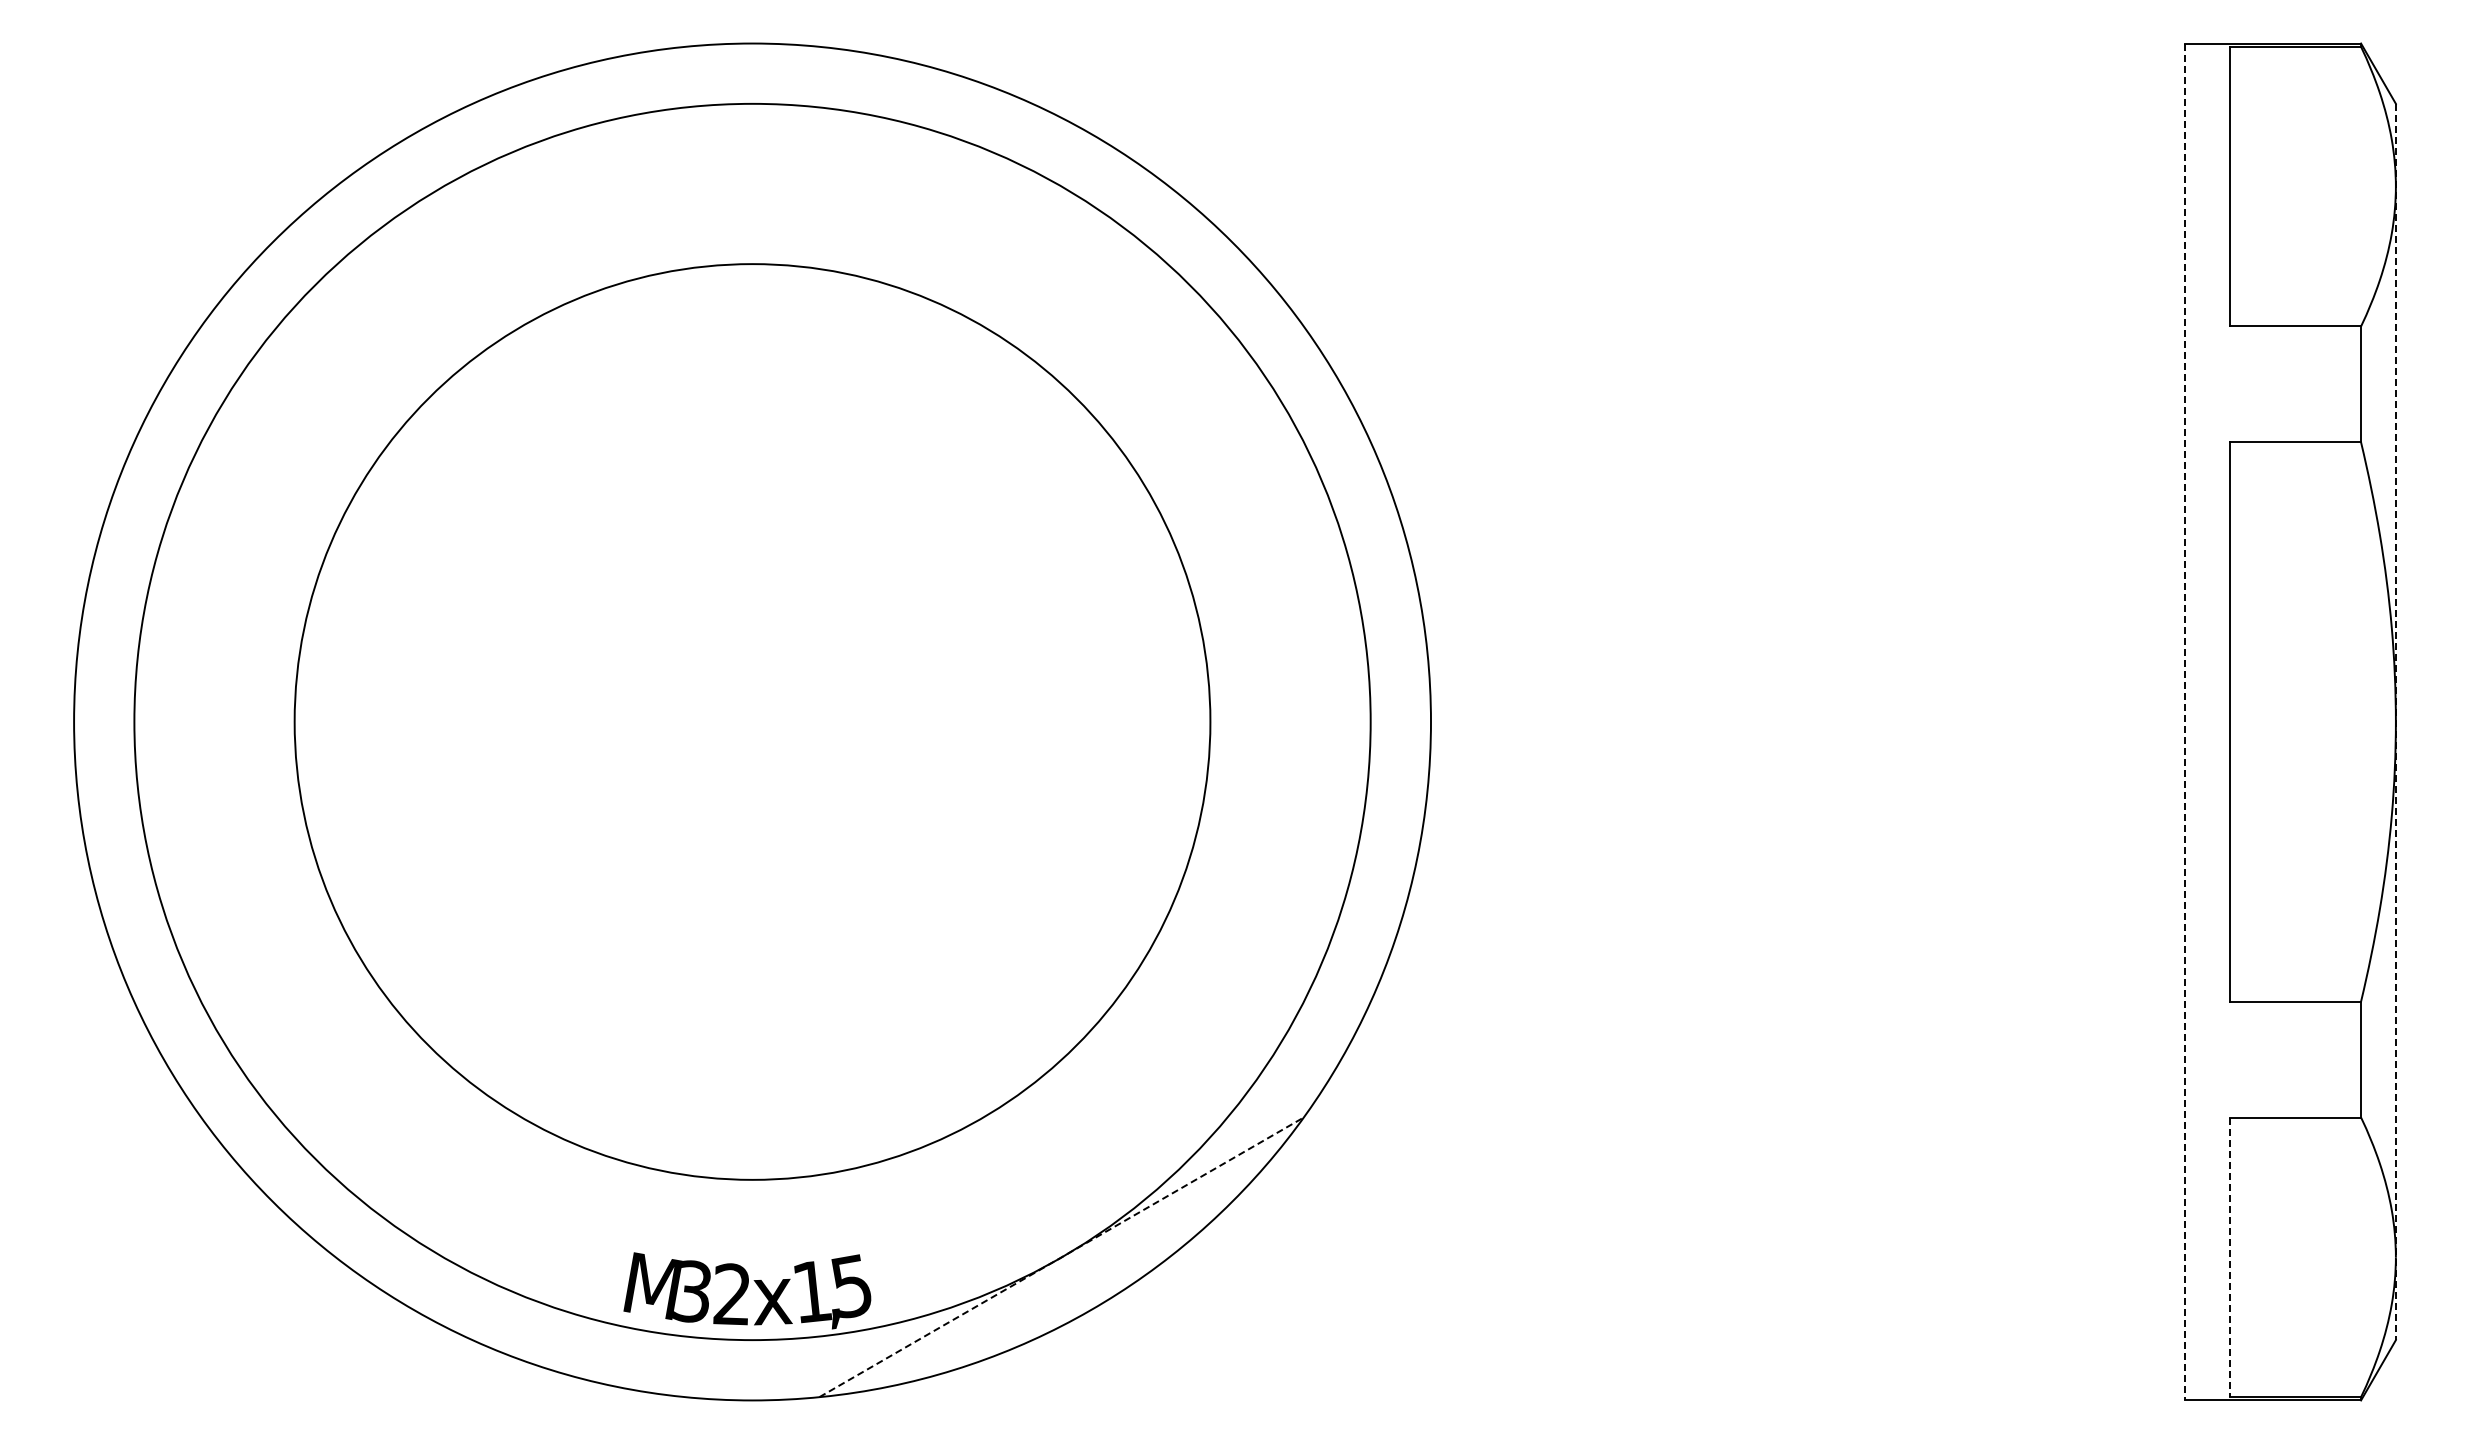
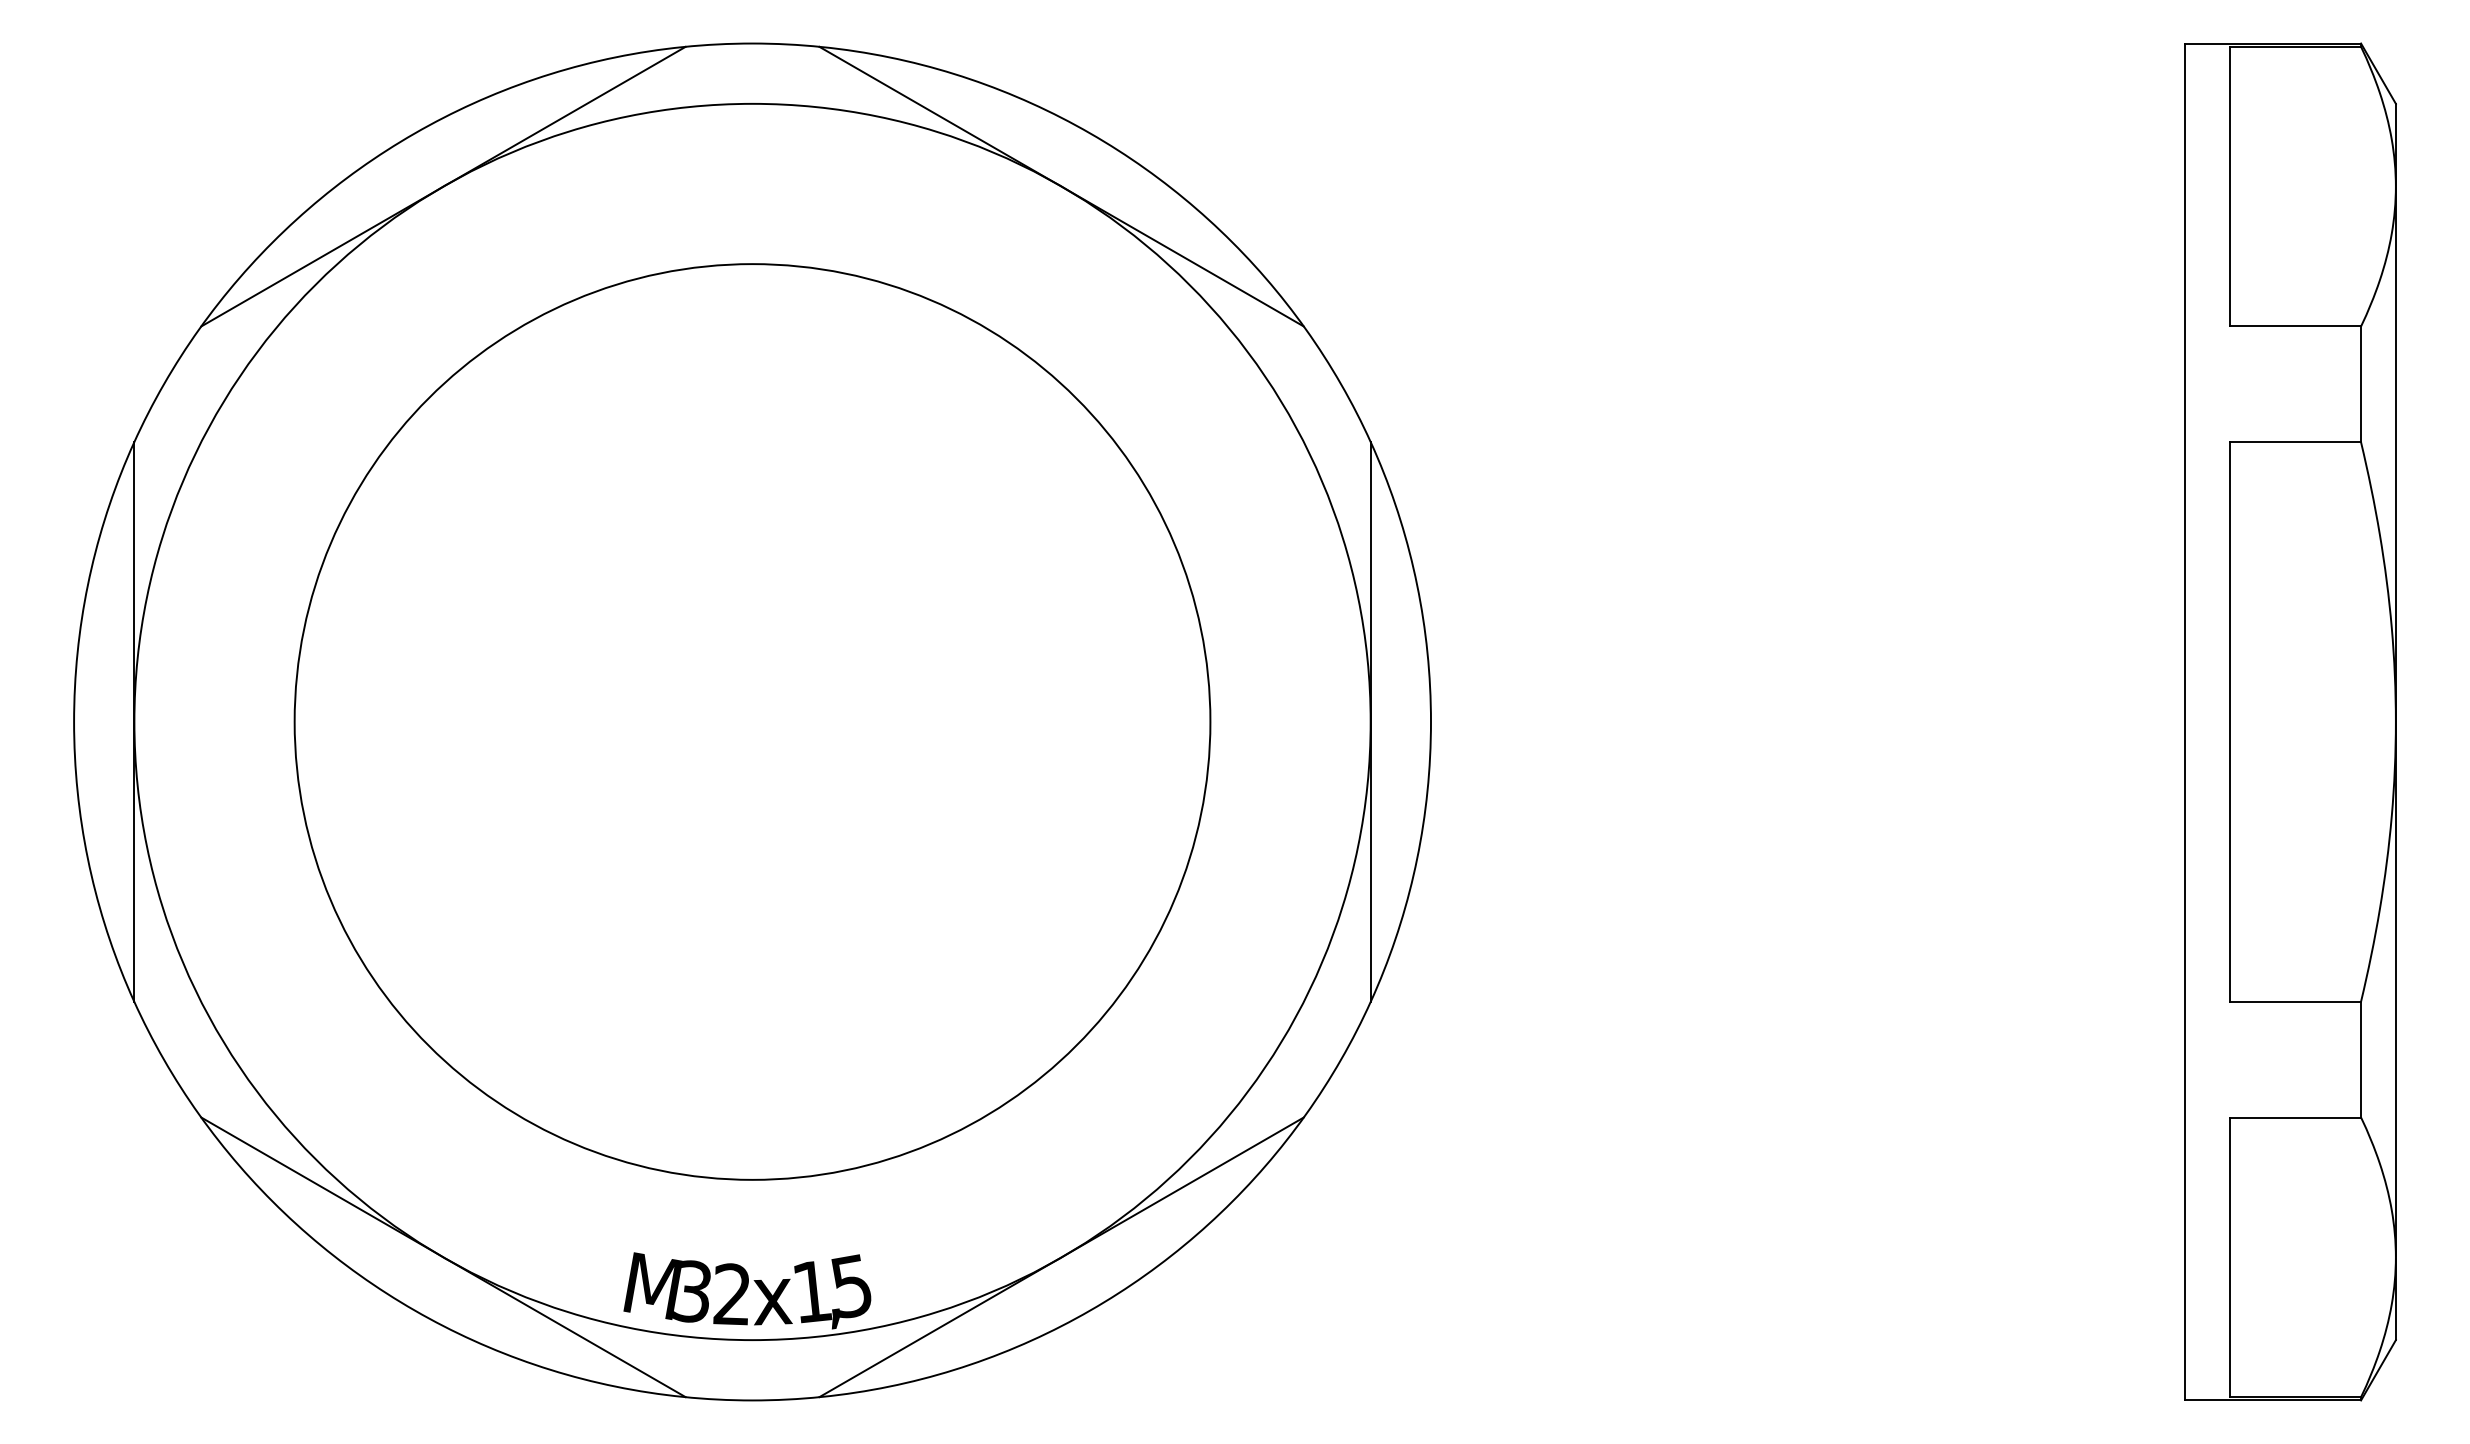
line: none -> present (443, 186)
line: none -> present (1061, 186)
line: none -> present (134, 721)
line: none -> present (1370, 721)
line: dashed -> solid (2184, 722)
line: dashed -> solid (2395, 722)
line: none -> present (443, 1257)
line: dashed -> solid (1061, 1257)
line: dashed -> solid (2230, 1257)
